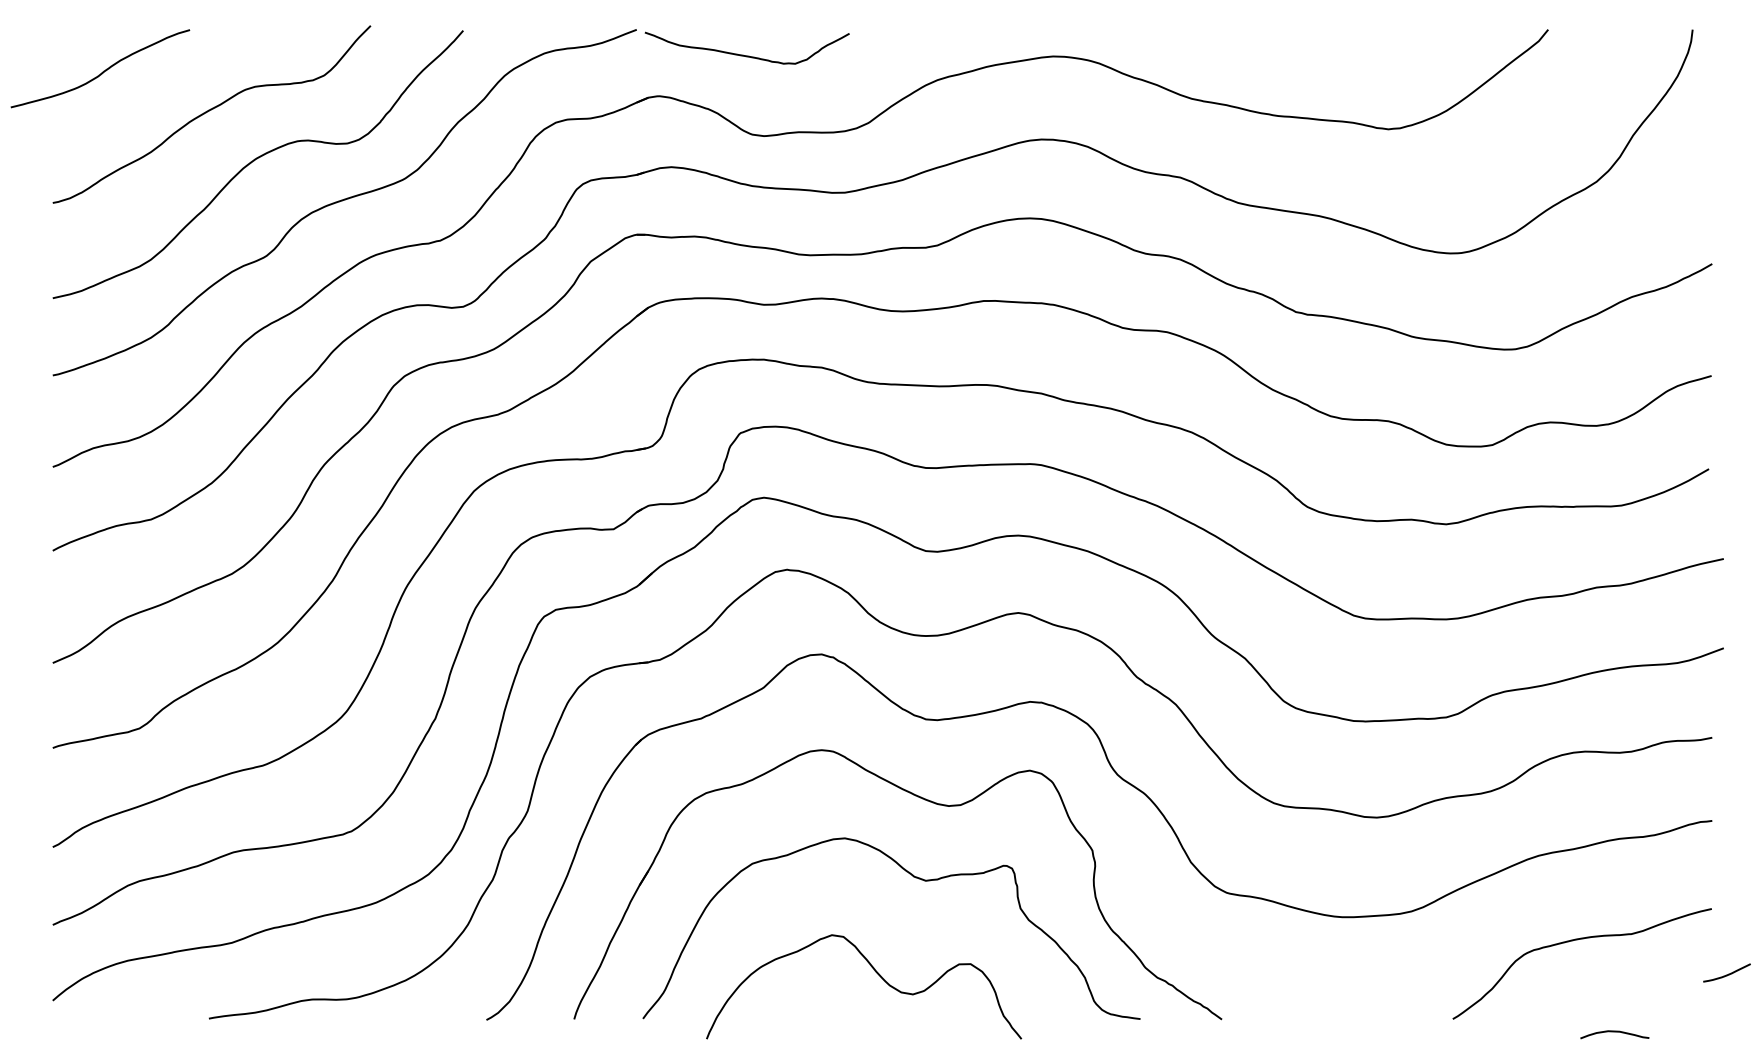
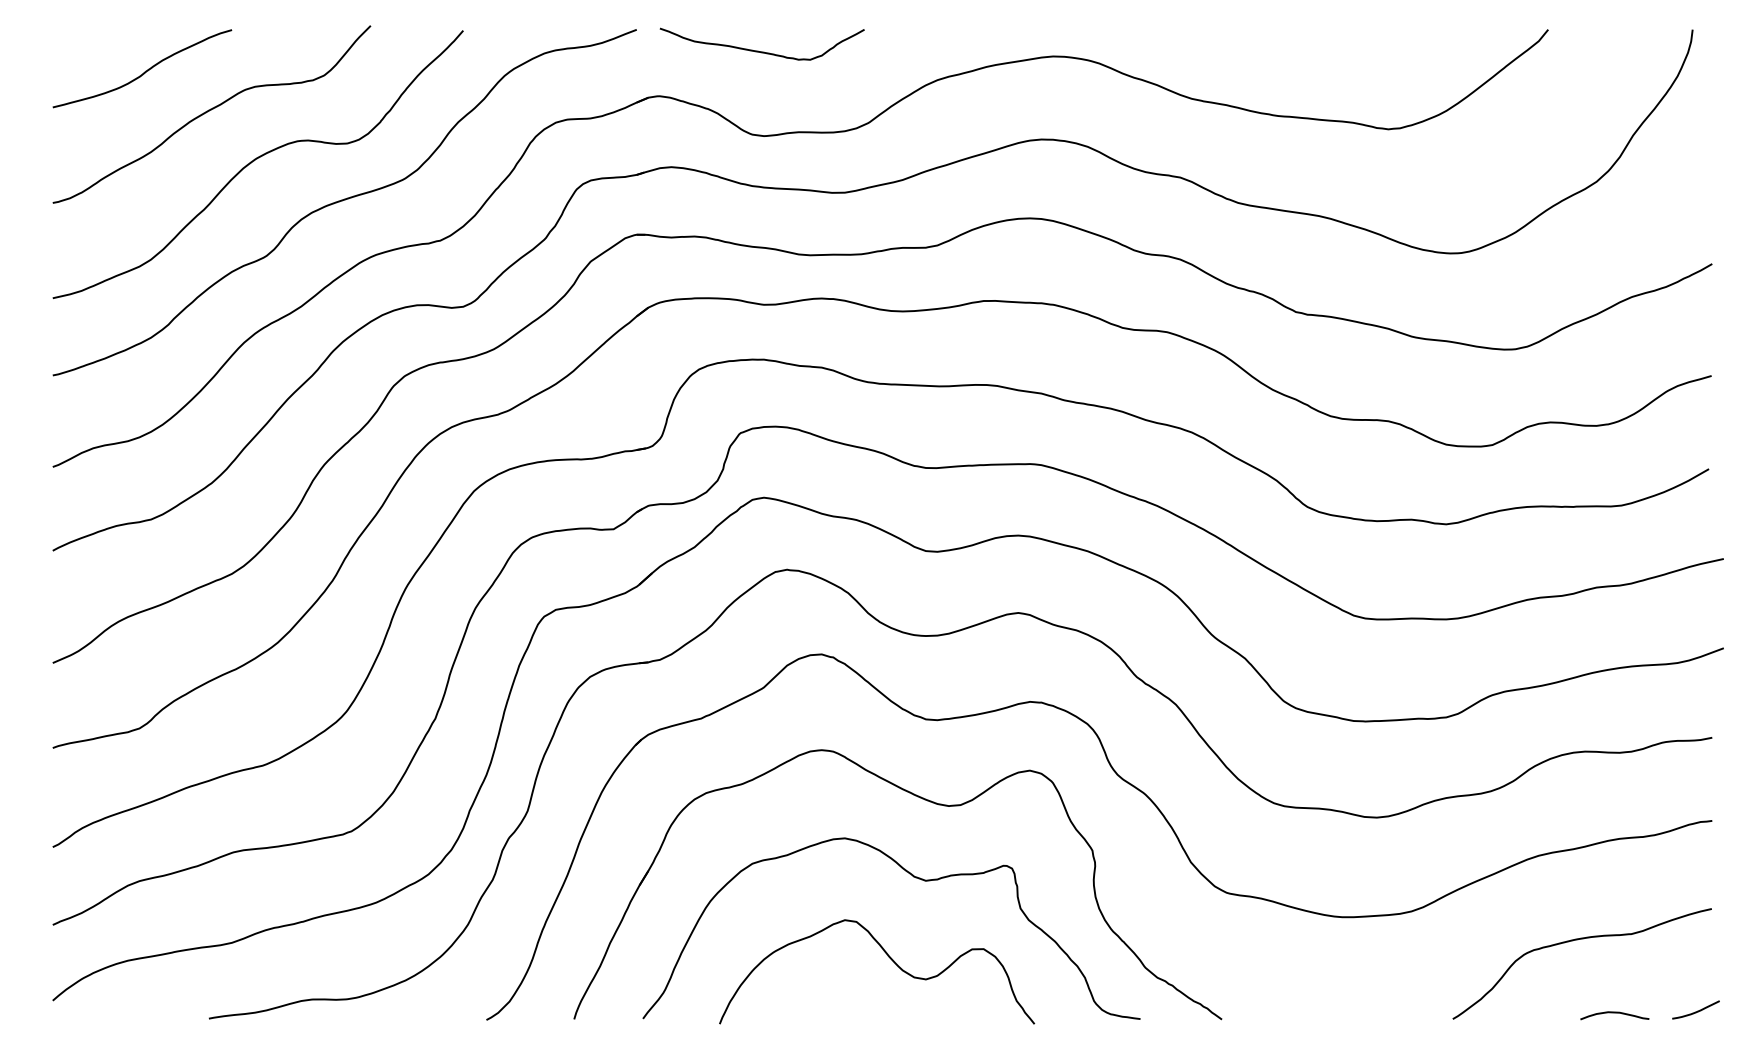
curve position: (743, 54) -> (758, 50) (758, 50)
curve position: (103, 70) -> (145, 70) (145, 70)
curve position: (876, 973) -> (889, 958) (889, 958)
curve position: (1726, 974) -> (1695, 1011) (1695, 1011)
curve position: (1614, 1032) -> (1614, 1013) (1614, 1013)
